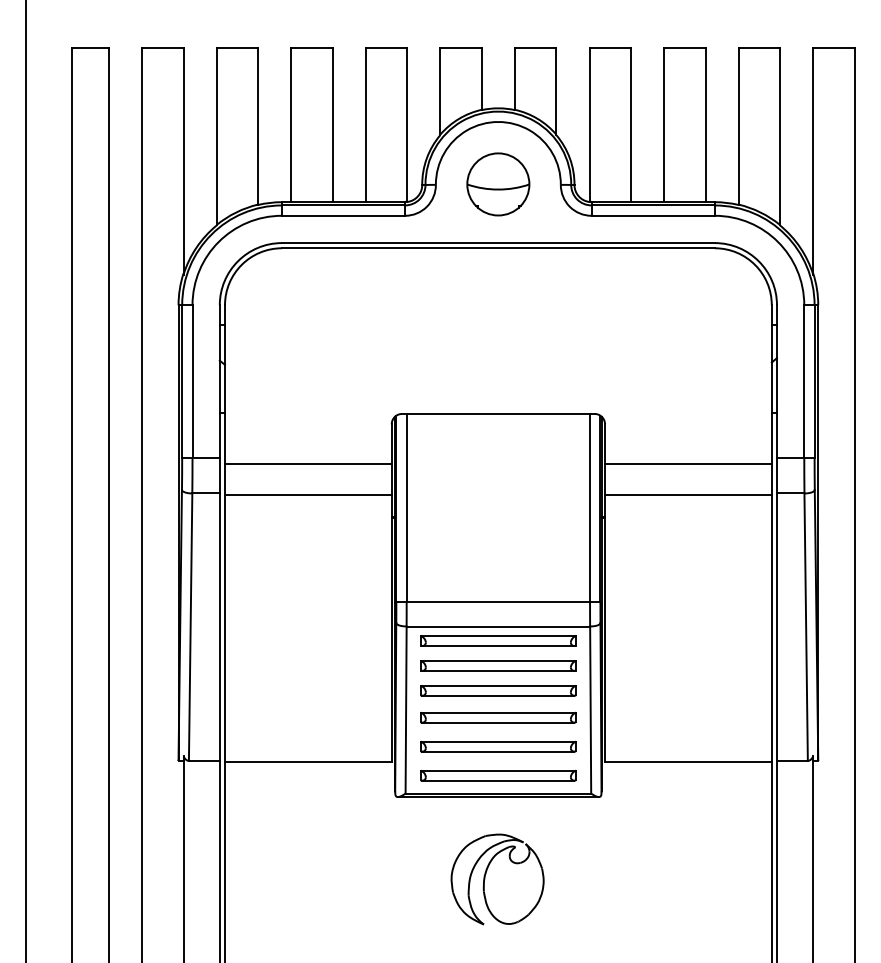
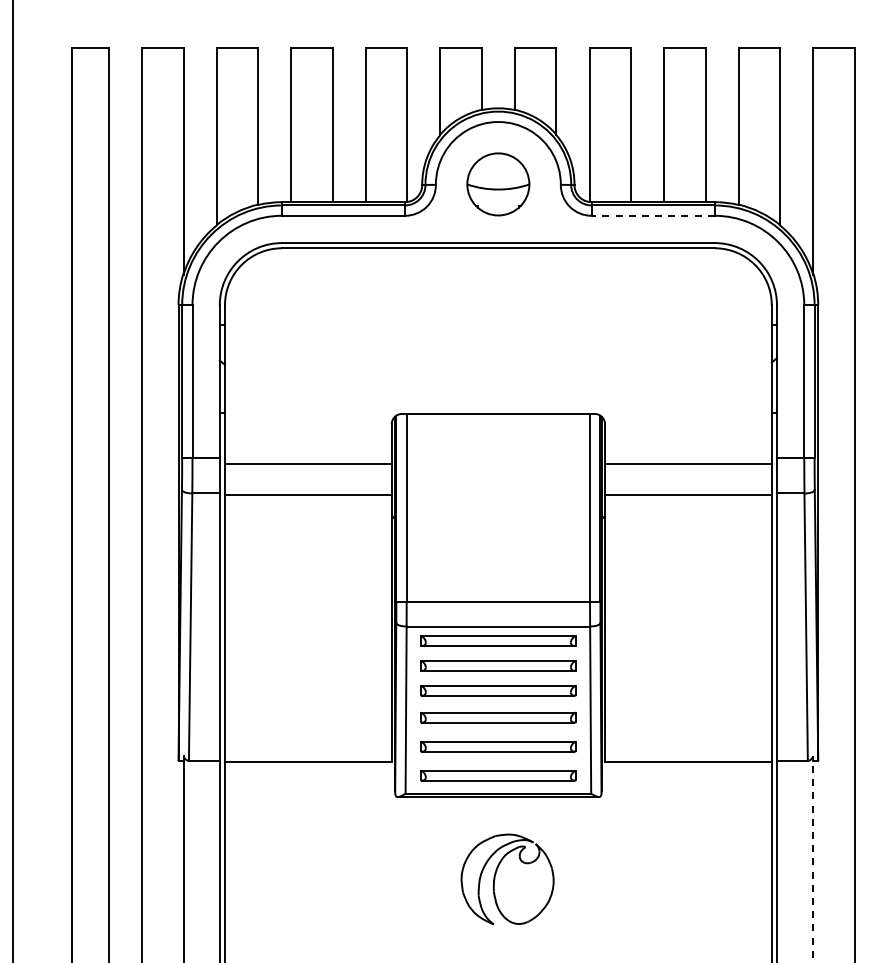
line: solid -> dashed (653, 215)
line position: (26, 480) -> (13, 480) (13, 480)
line: solid -> dashed (813, 859)
part position: (497, 879) -> (507, 879) (507, 879)
